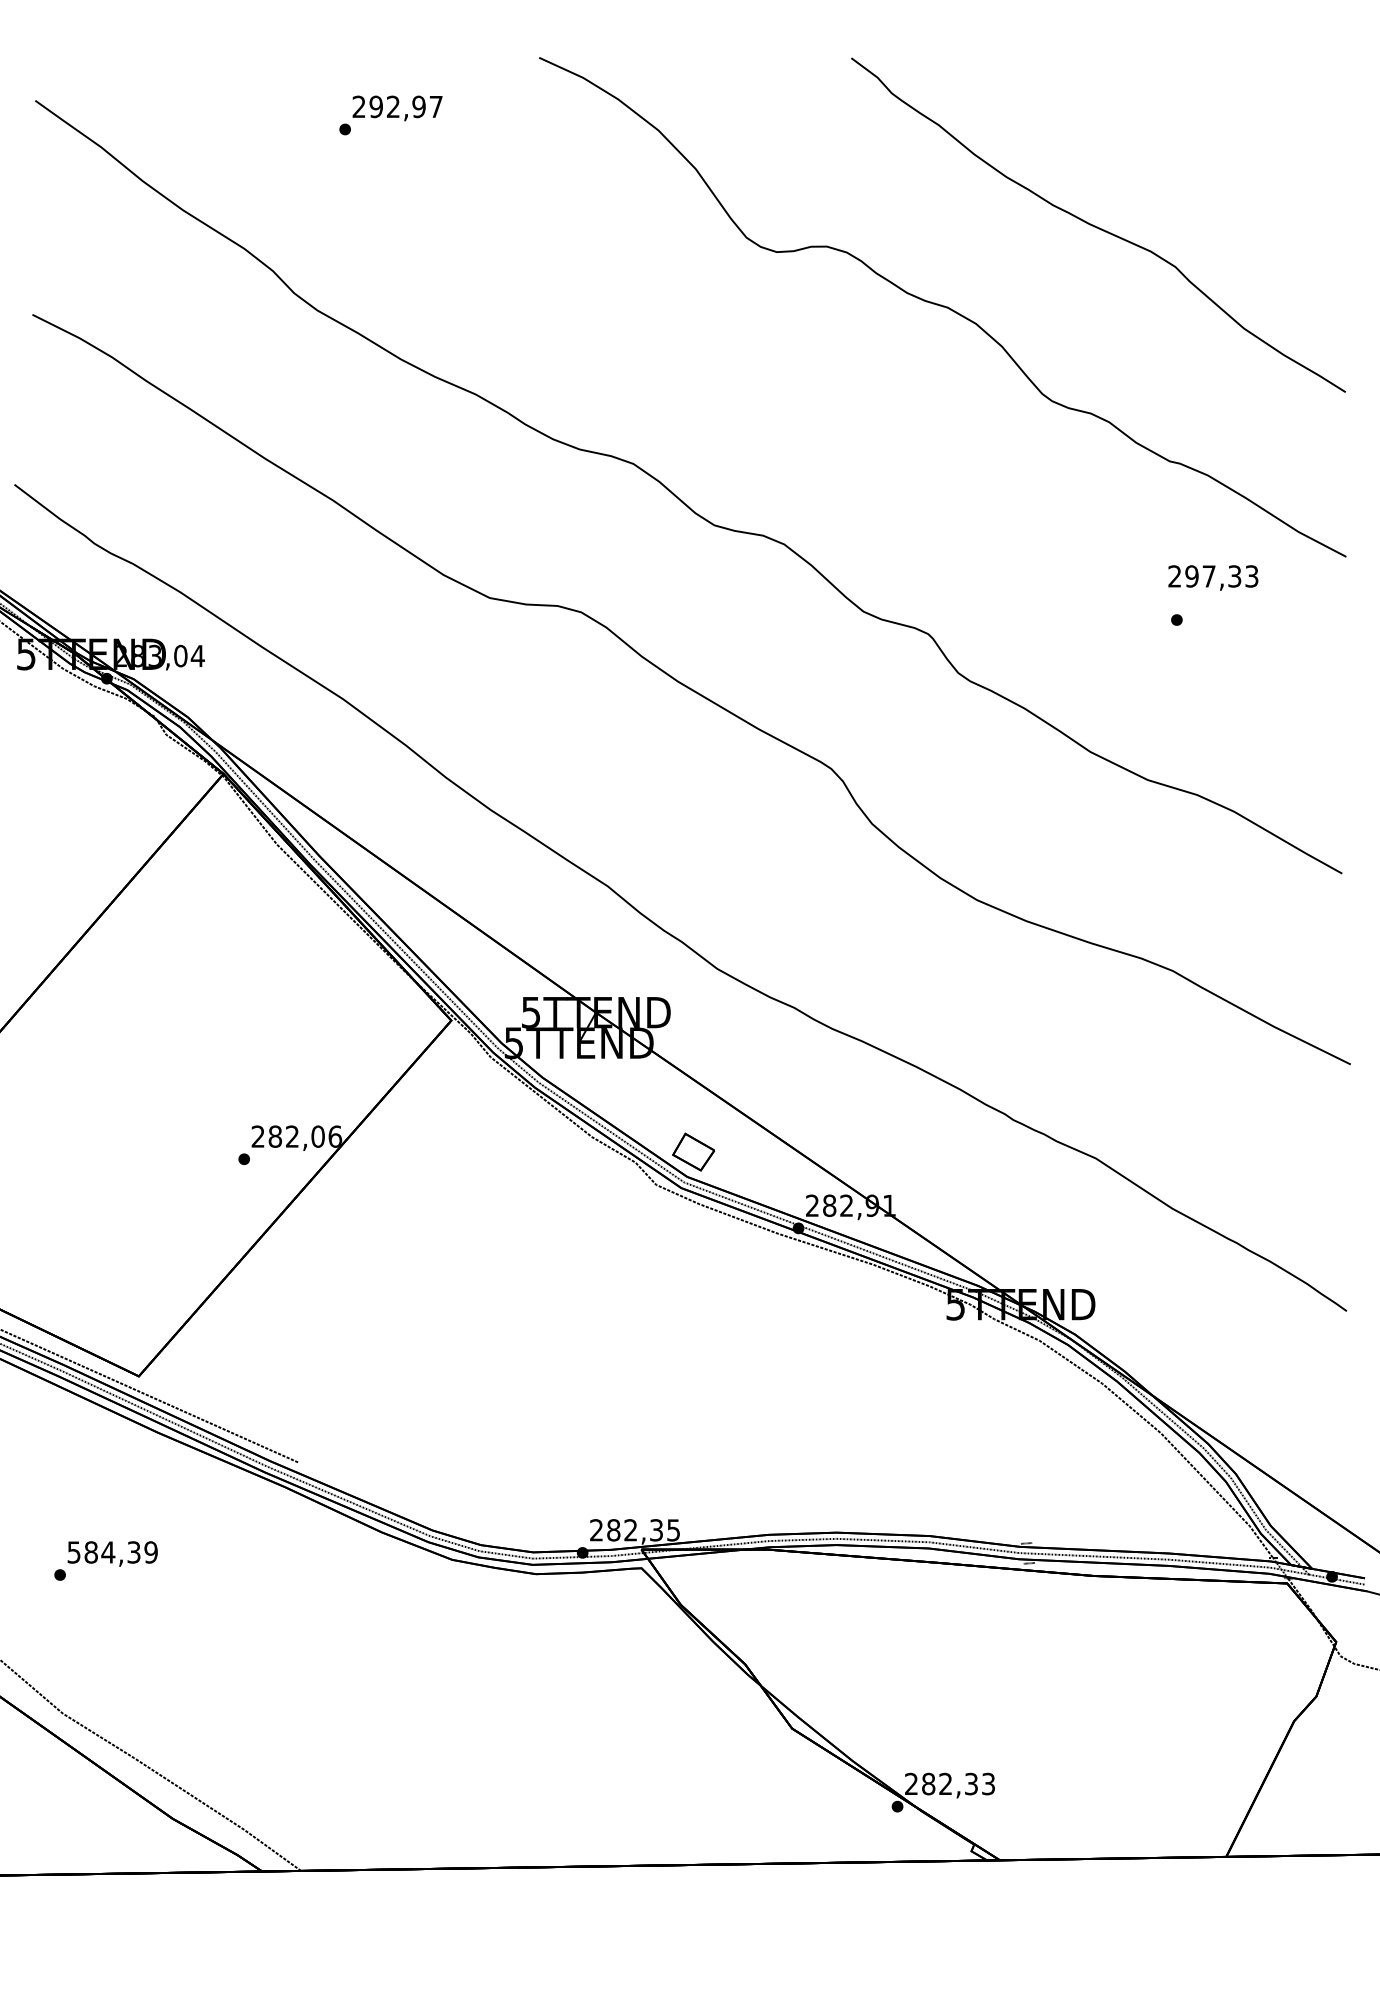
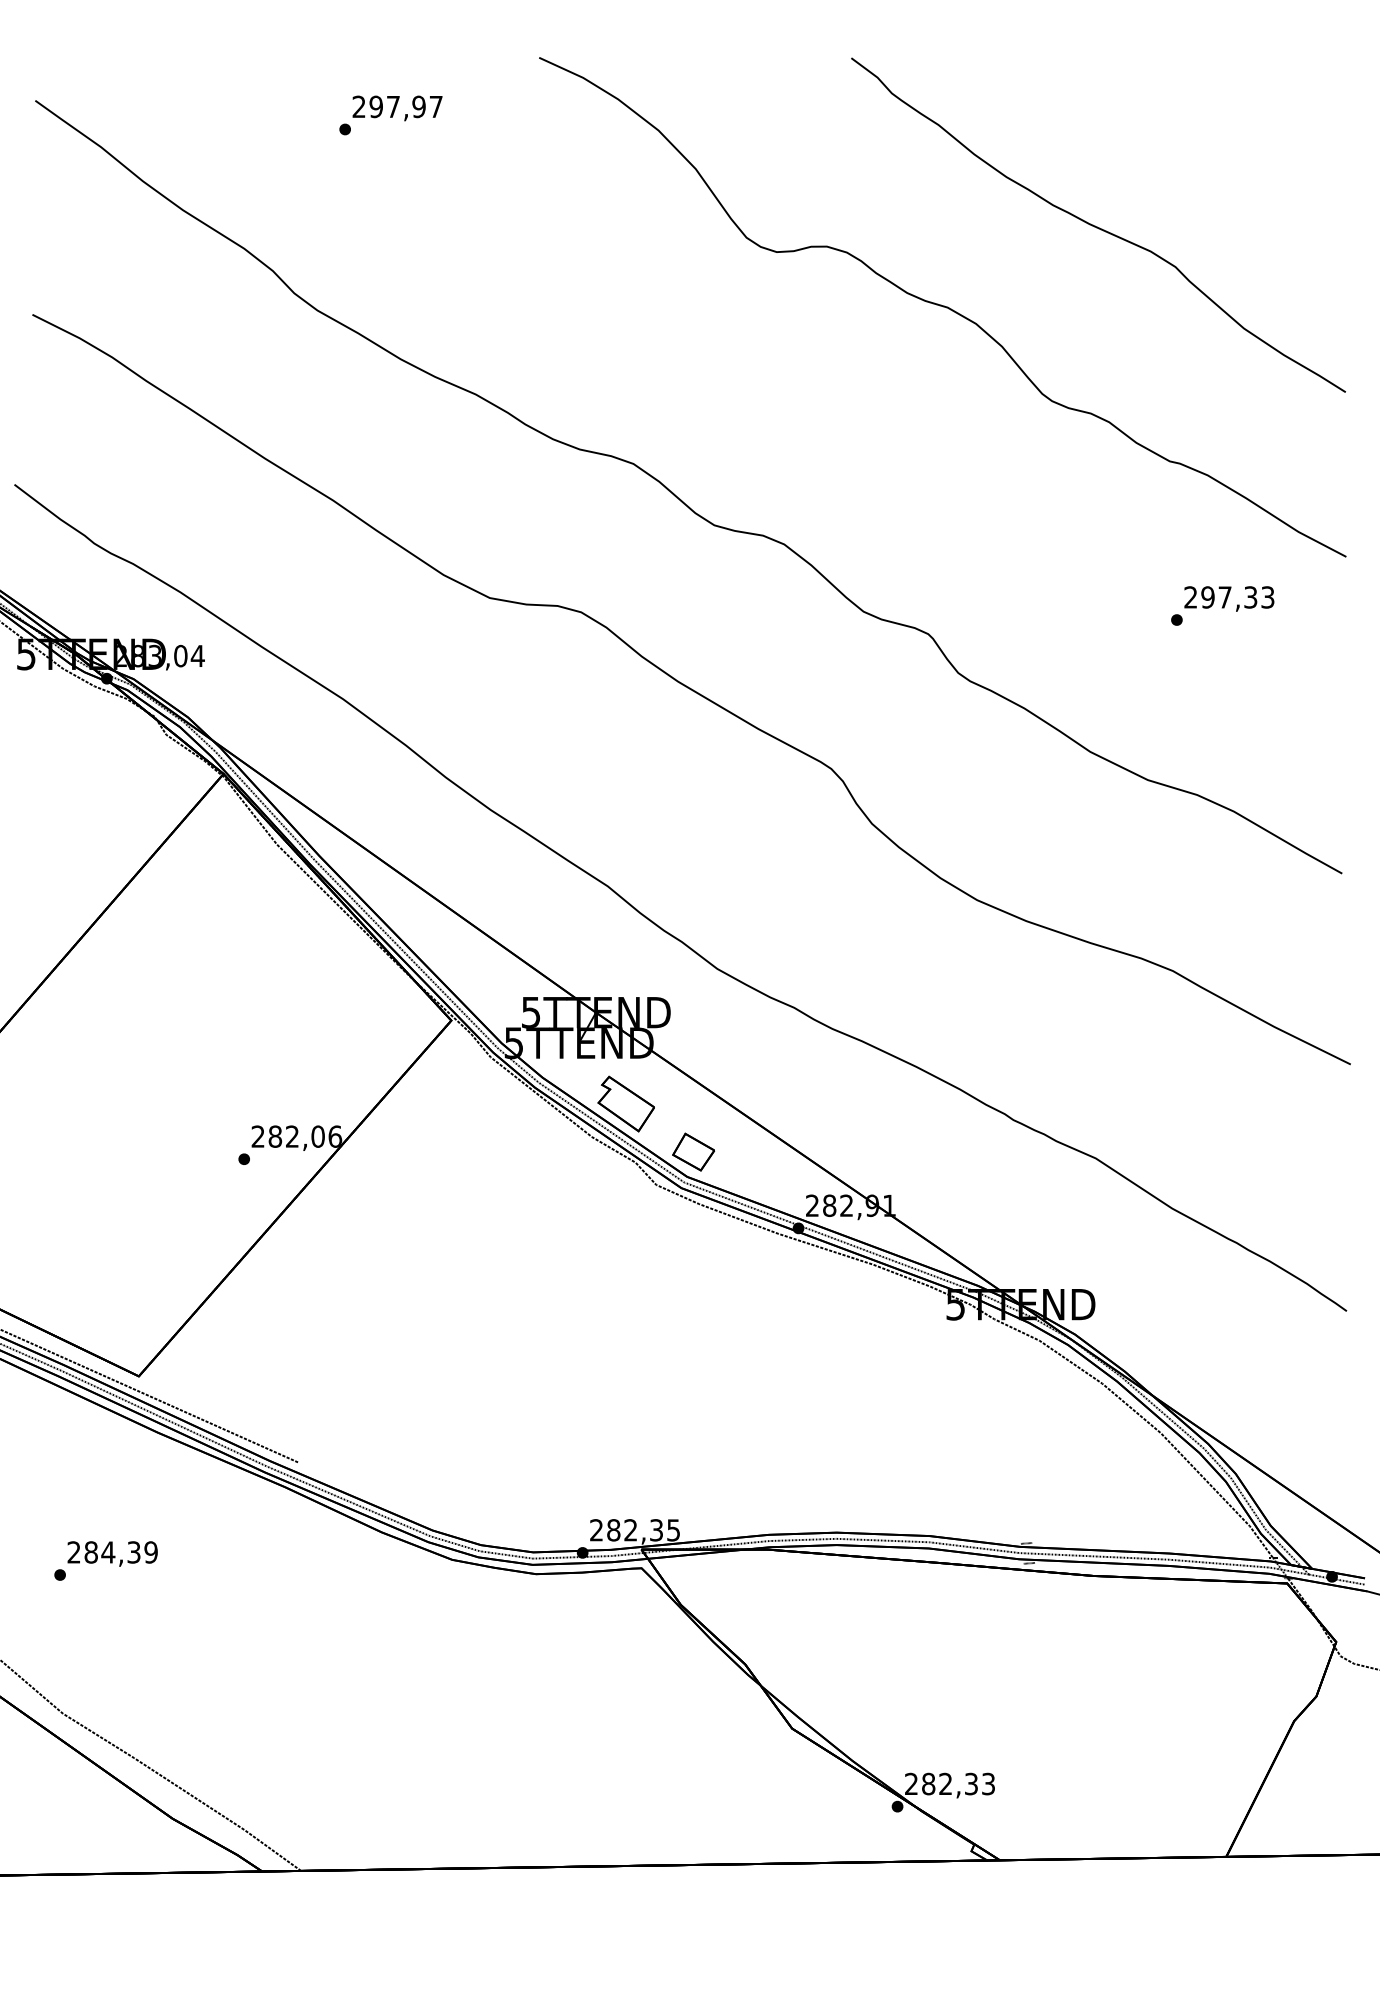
text: 292,97 -> 297,97 (392, 106)
text position: (1213, 577) -> (1229, 598) (1229, 598)
part: none -> present (625, 1103)
text: 584,39 -> 284,39 (73, 1552)
